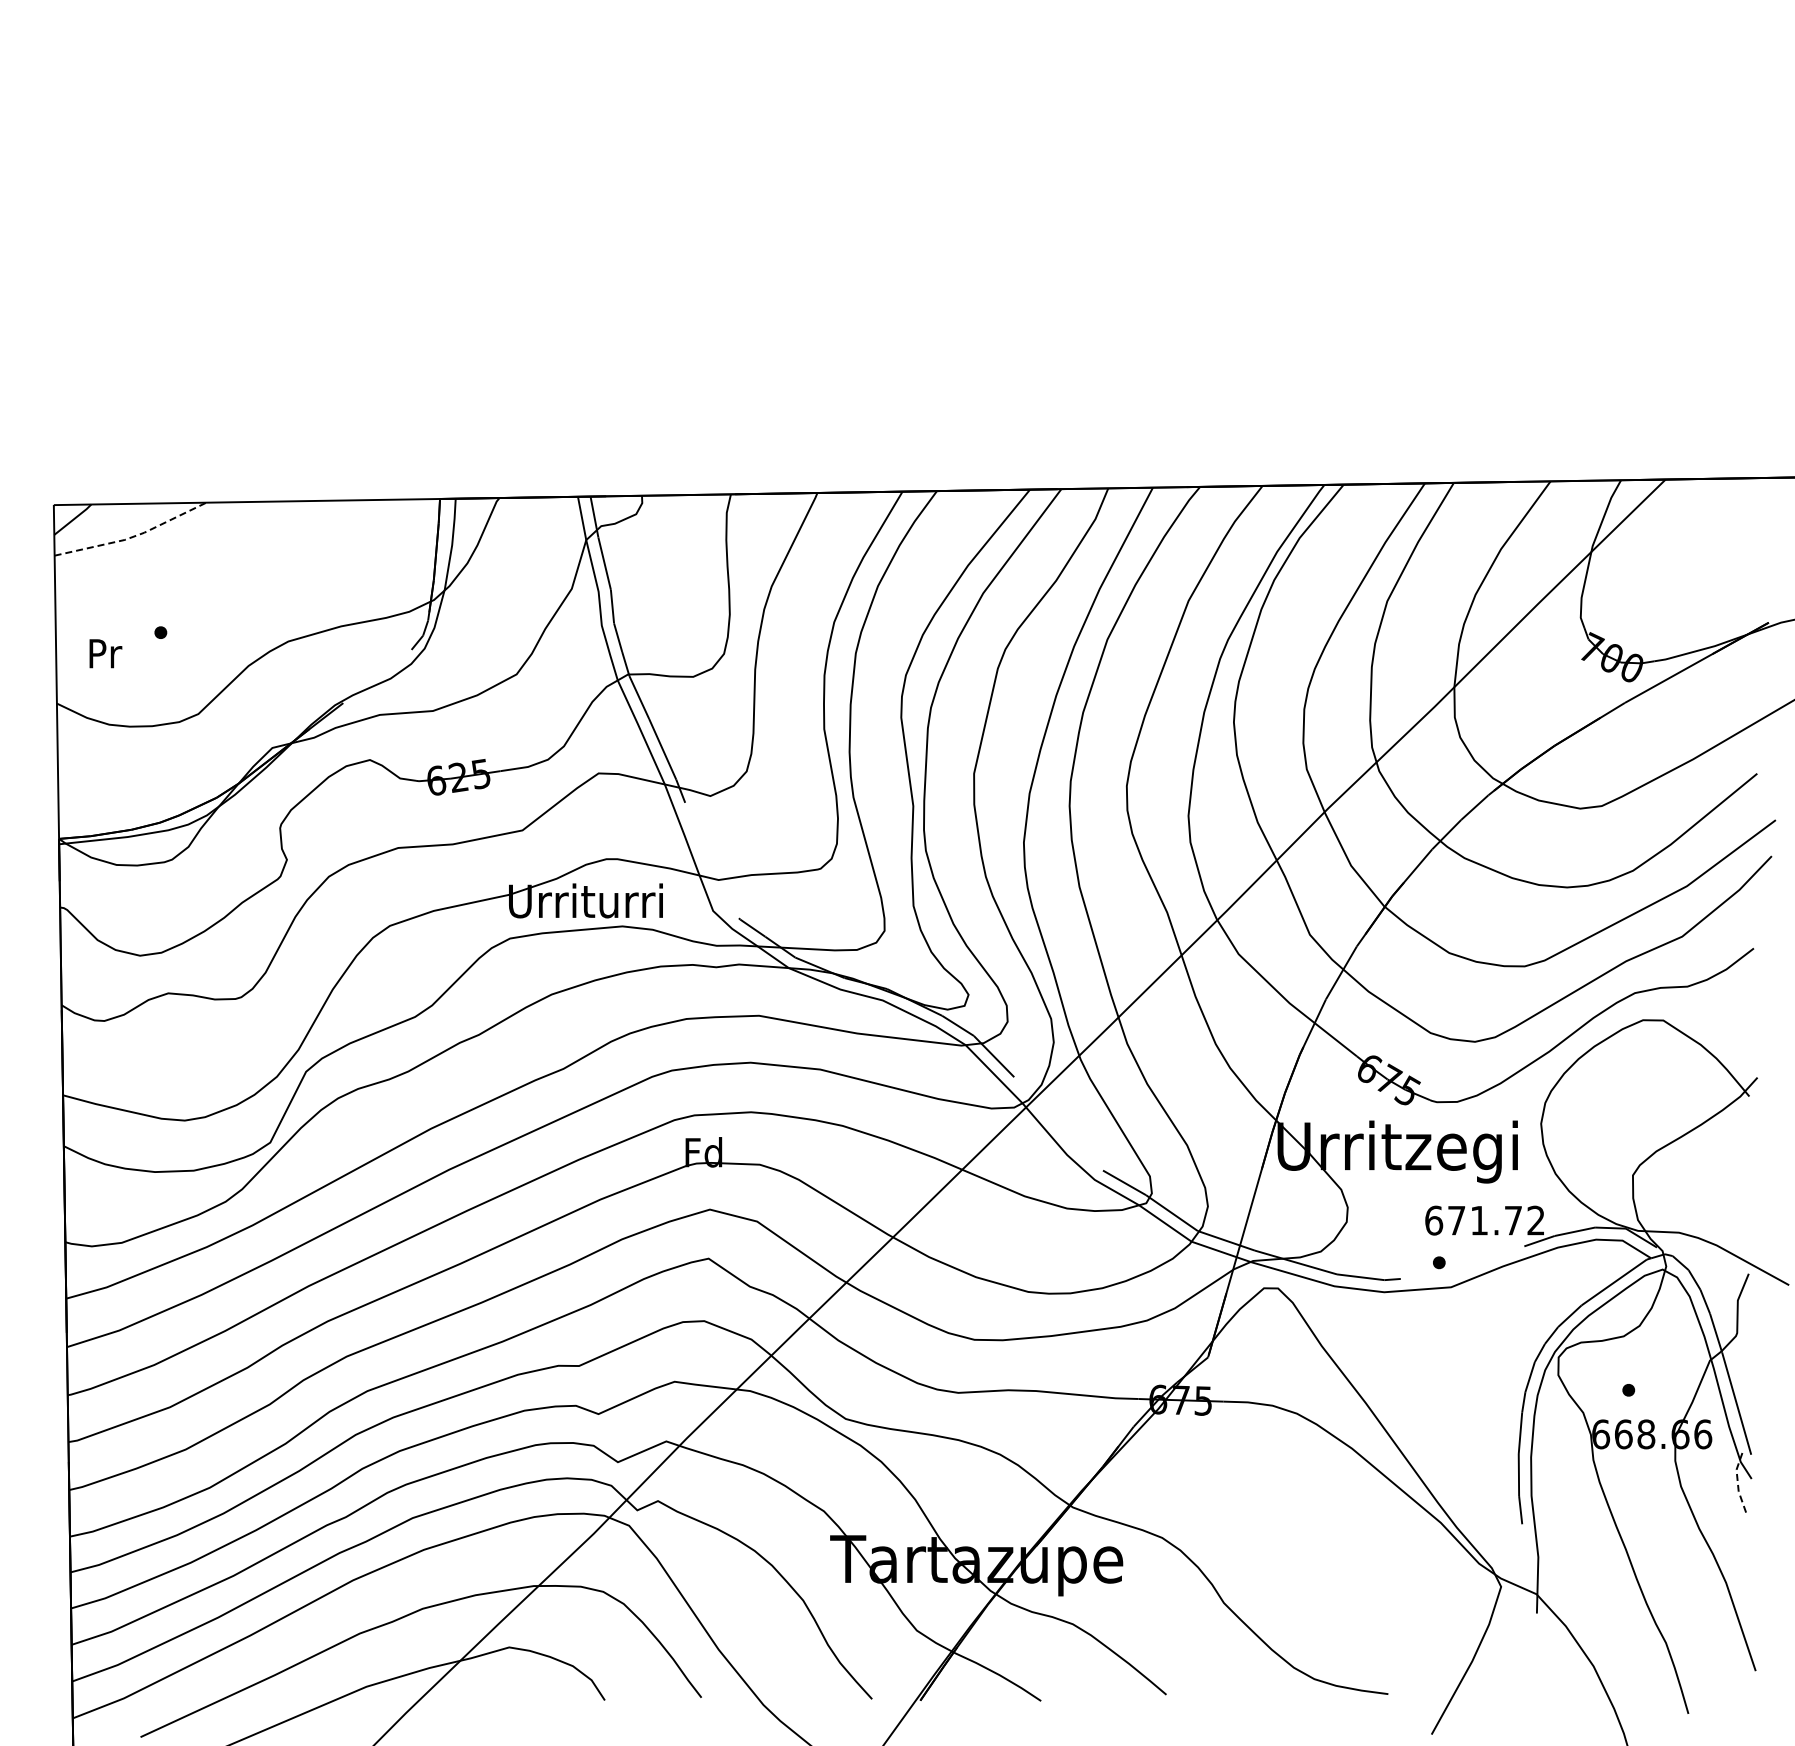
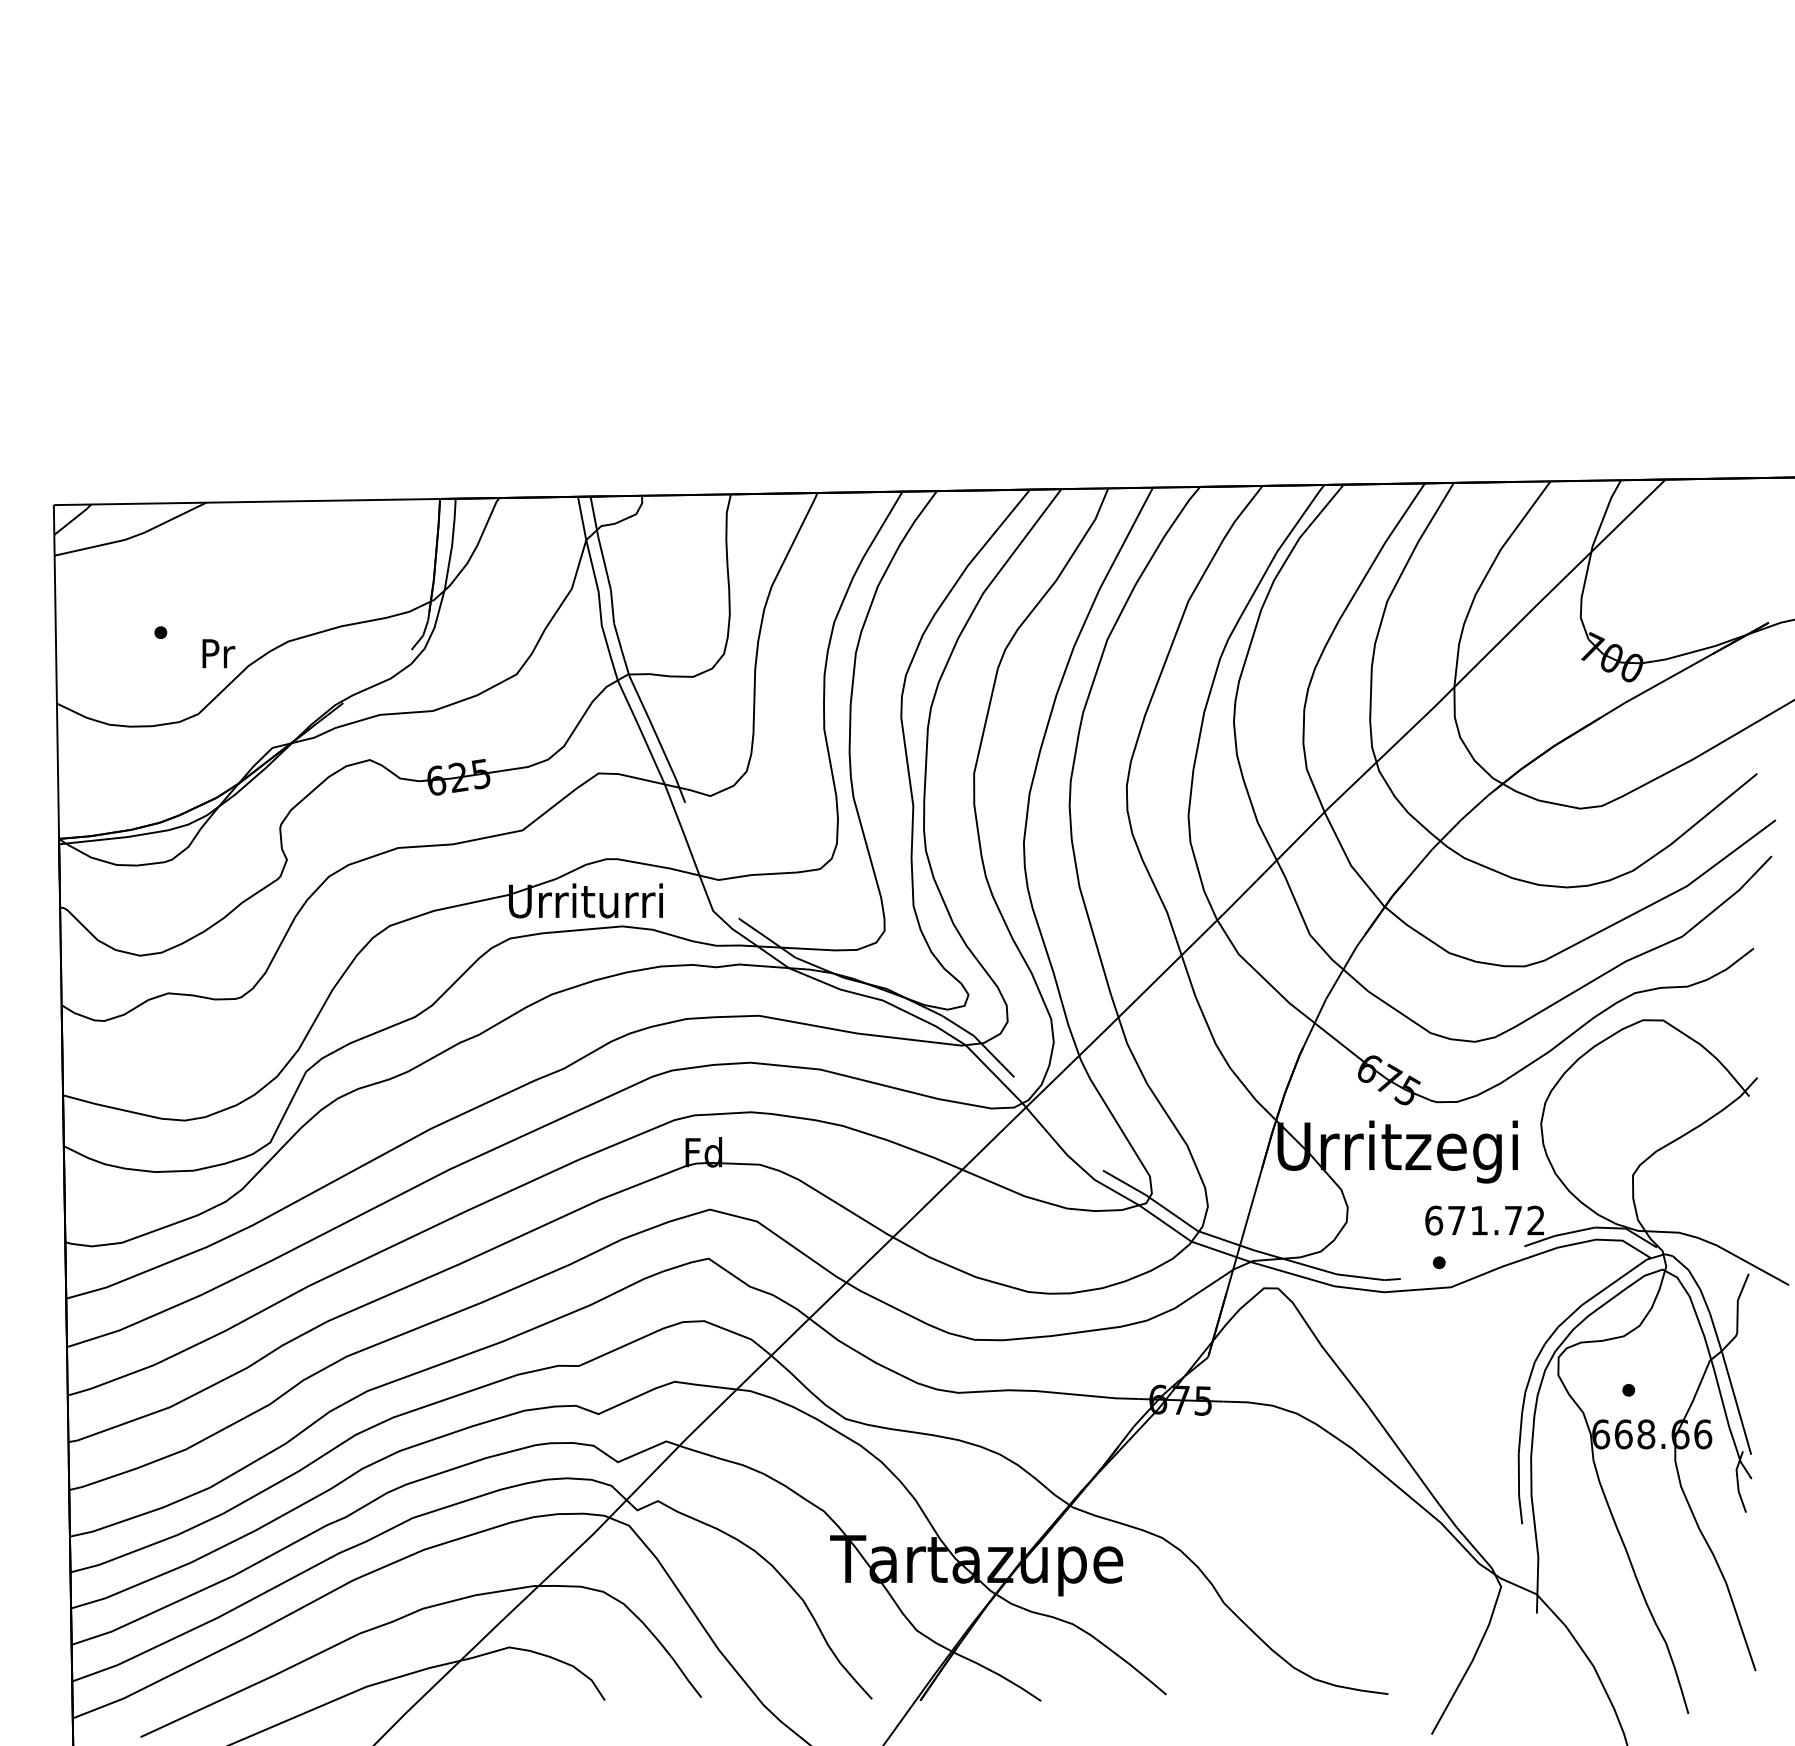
line: dashed -> solid (134, 536)
text position: (105, 653) -> (218, 653) (218, 653)
line: dashed -> solid (1737, 1481)
